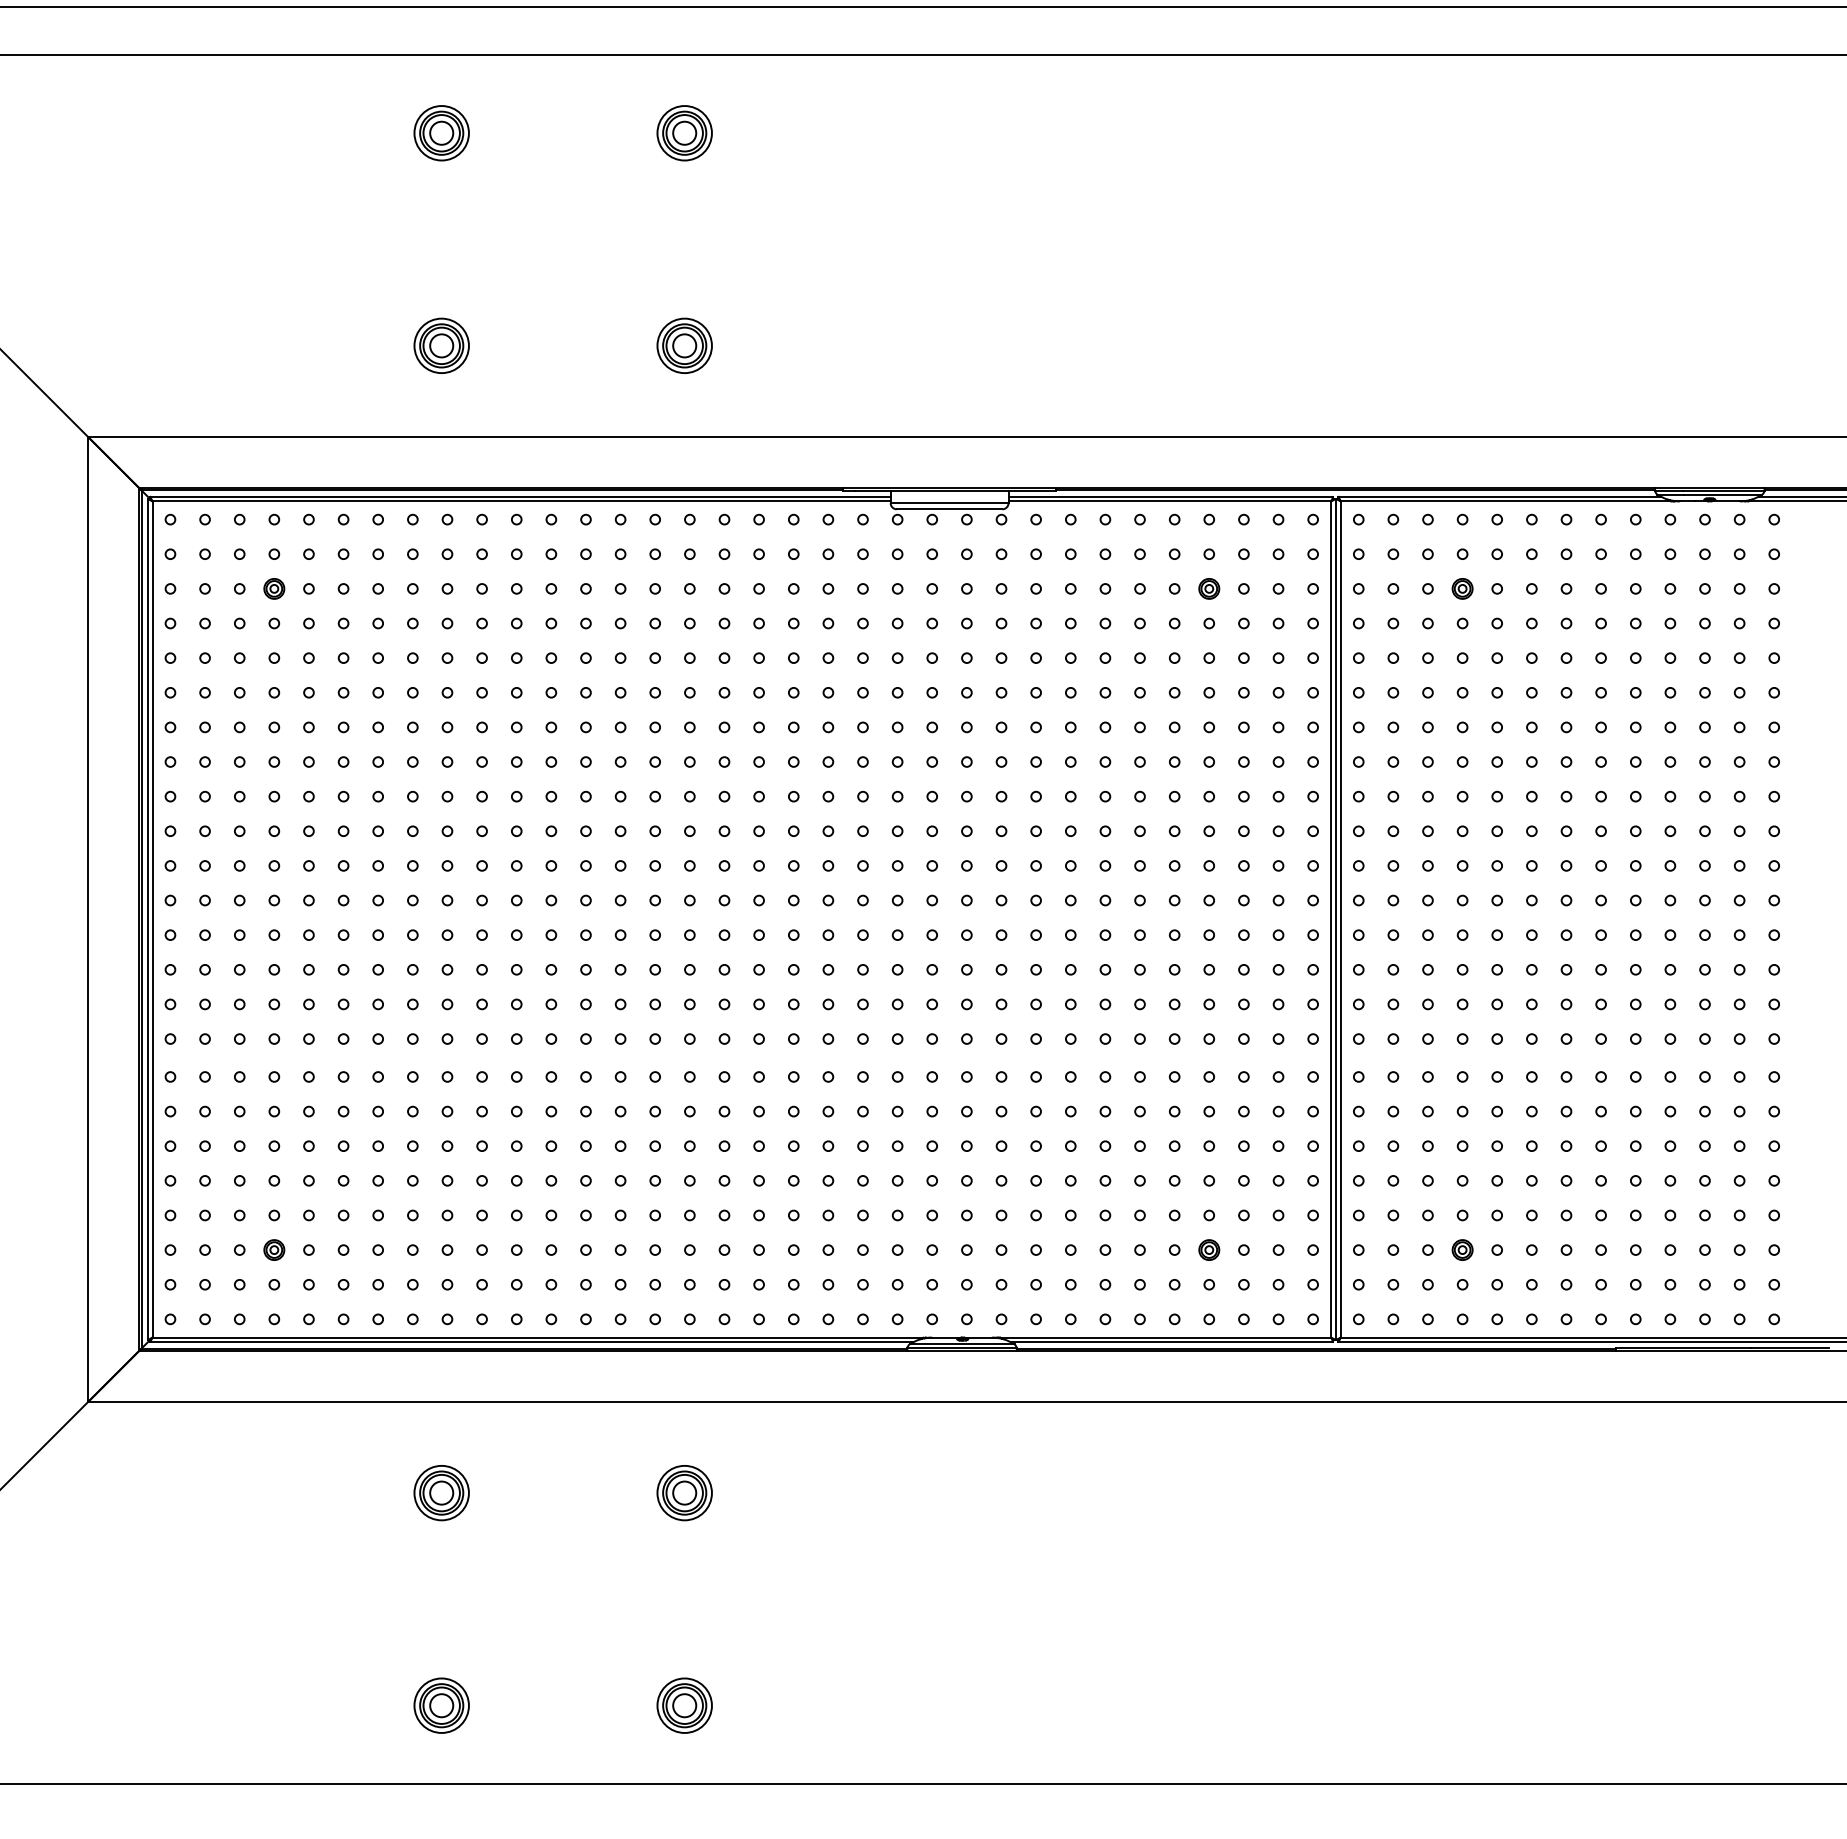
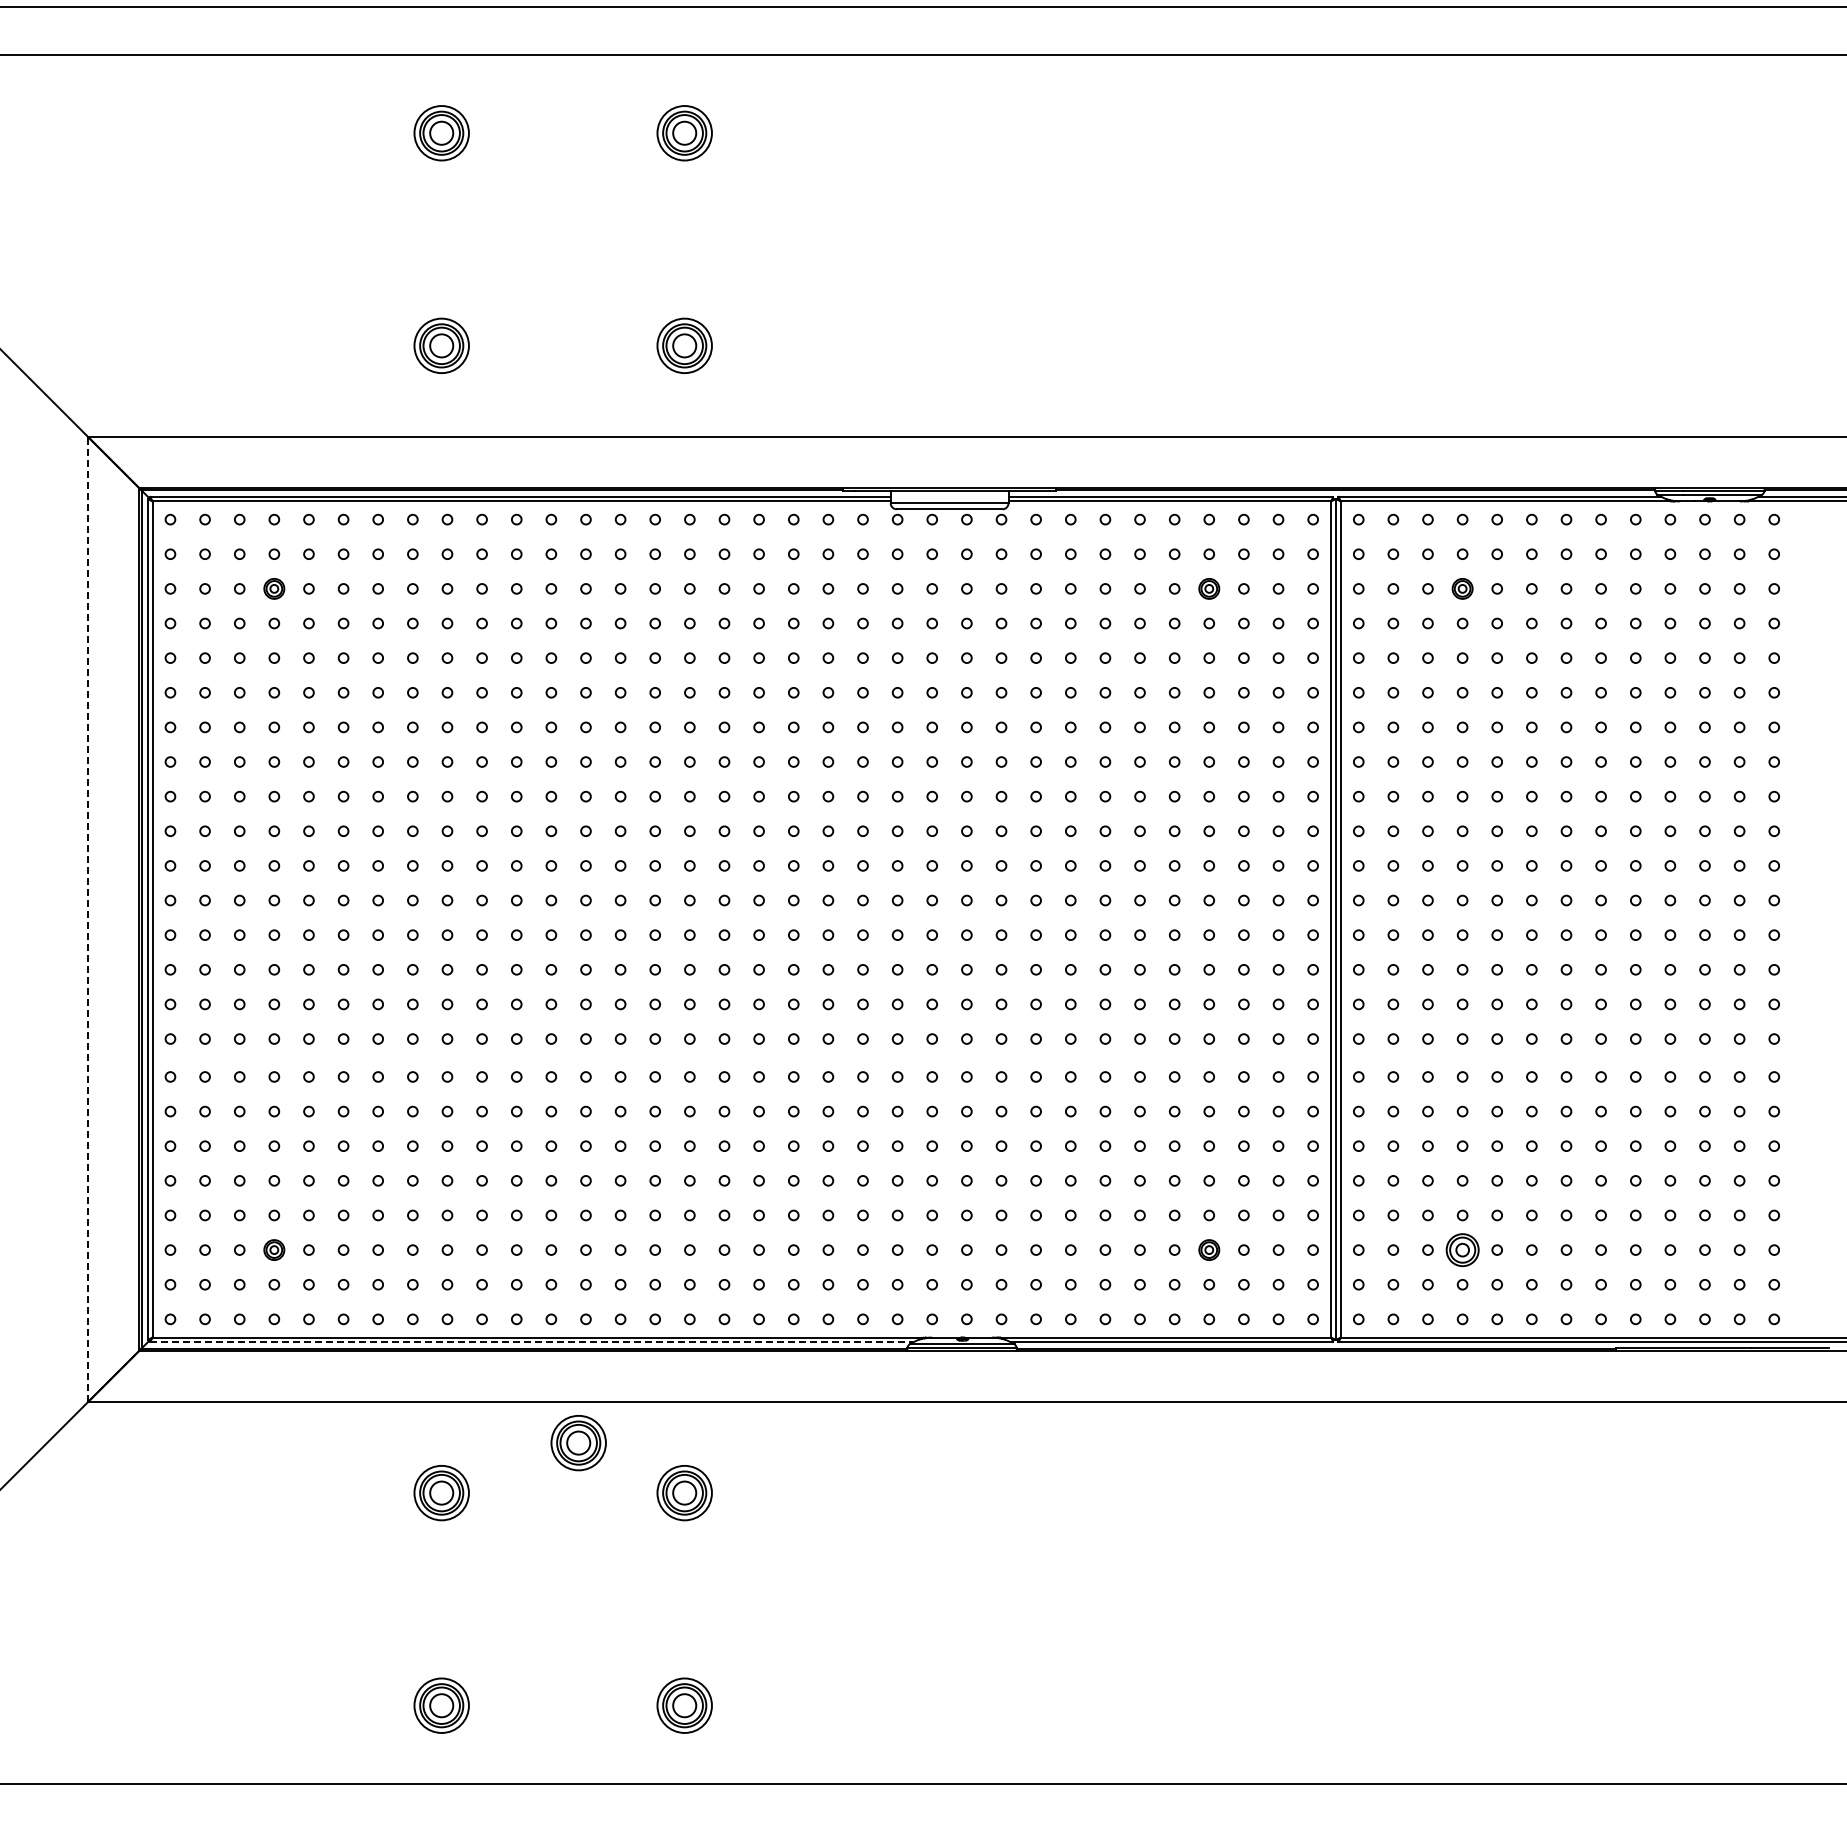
line: solid -> dashed (88, 919)
part size: 23x22 px -> 35x35 px (1462, 1250)
line: solid -> dashed (532, 1342)
part: none -> present (578, 1443)
